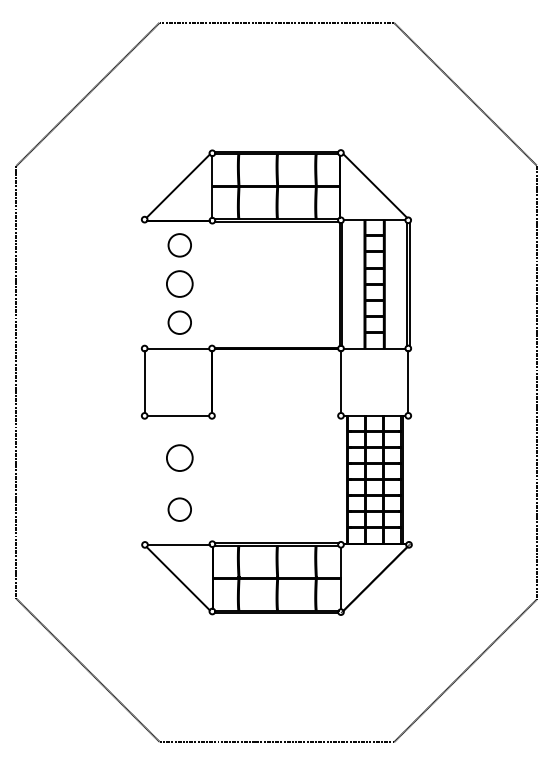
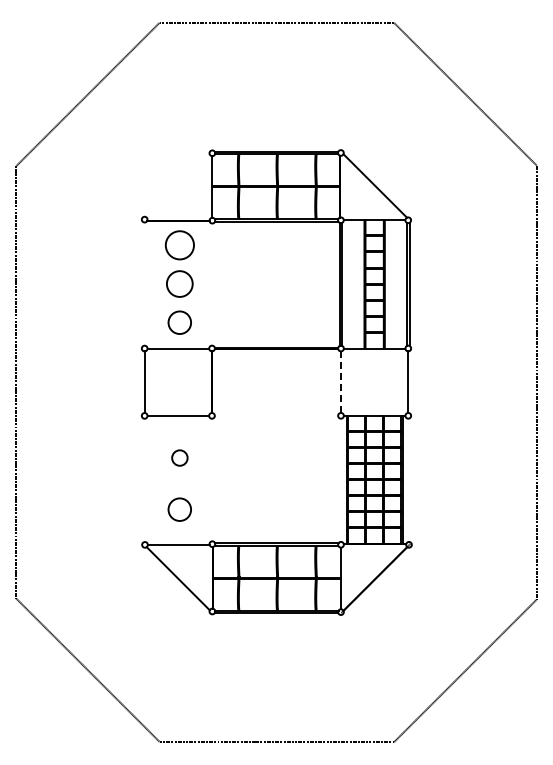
line: present -> none (177, 185)
circle size: 25x25 px -> 31x31 px (179, 245)
line: solid -> dashed (341, 382)
circle size: 28x28 px -> 18x18 px (179, 457)
